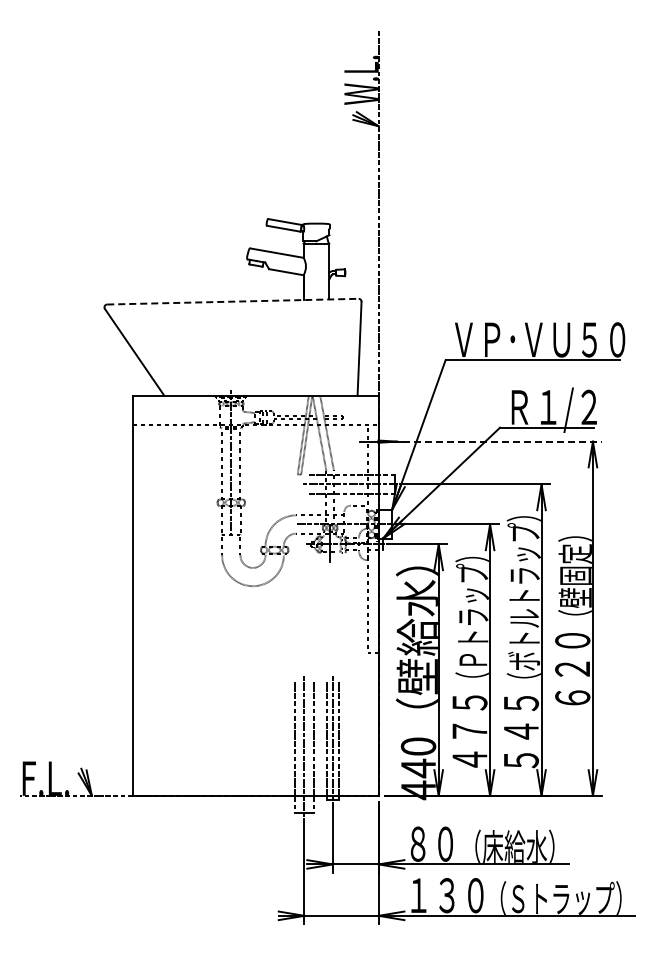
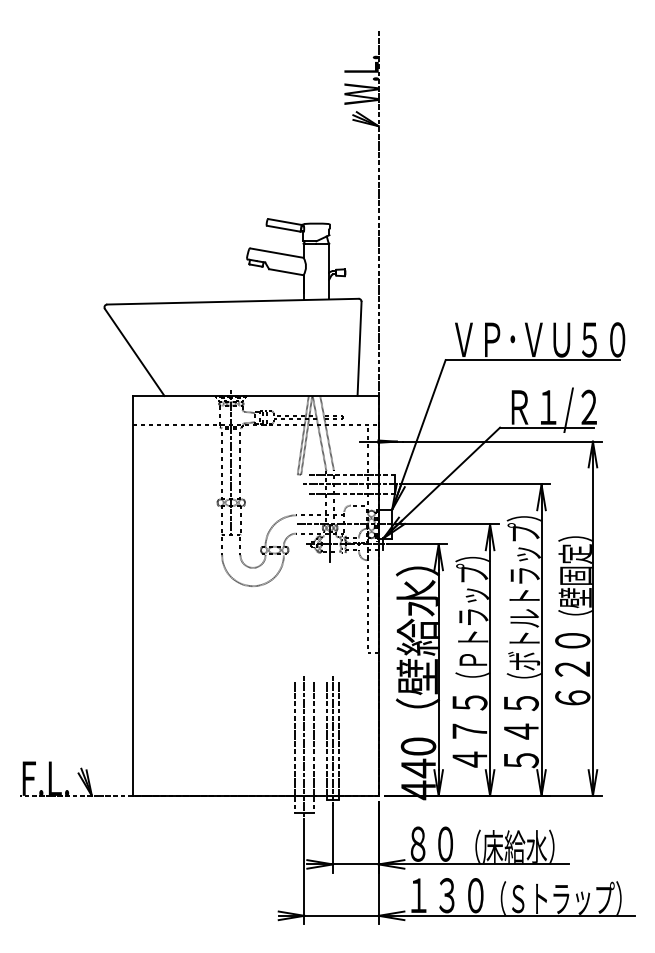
line: dashed -> solid (232, 301)
line: dashed -> solid (502, 441)
